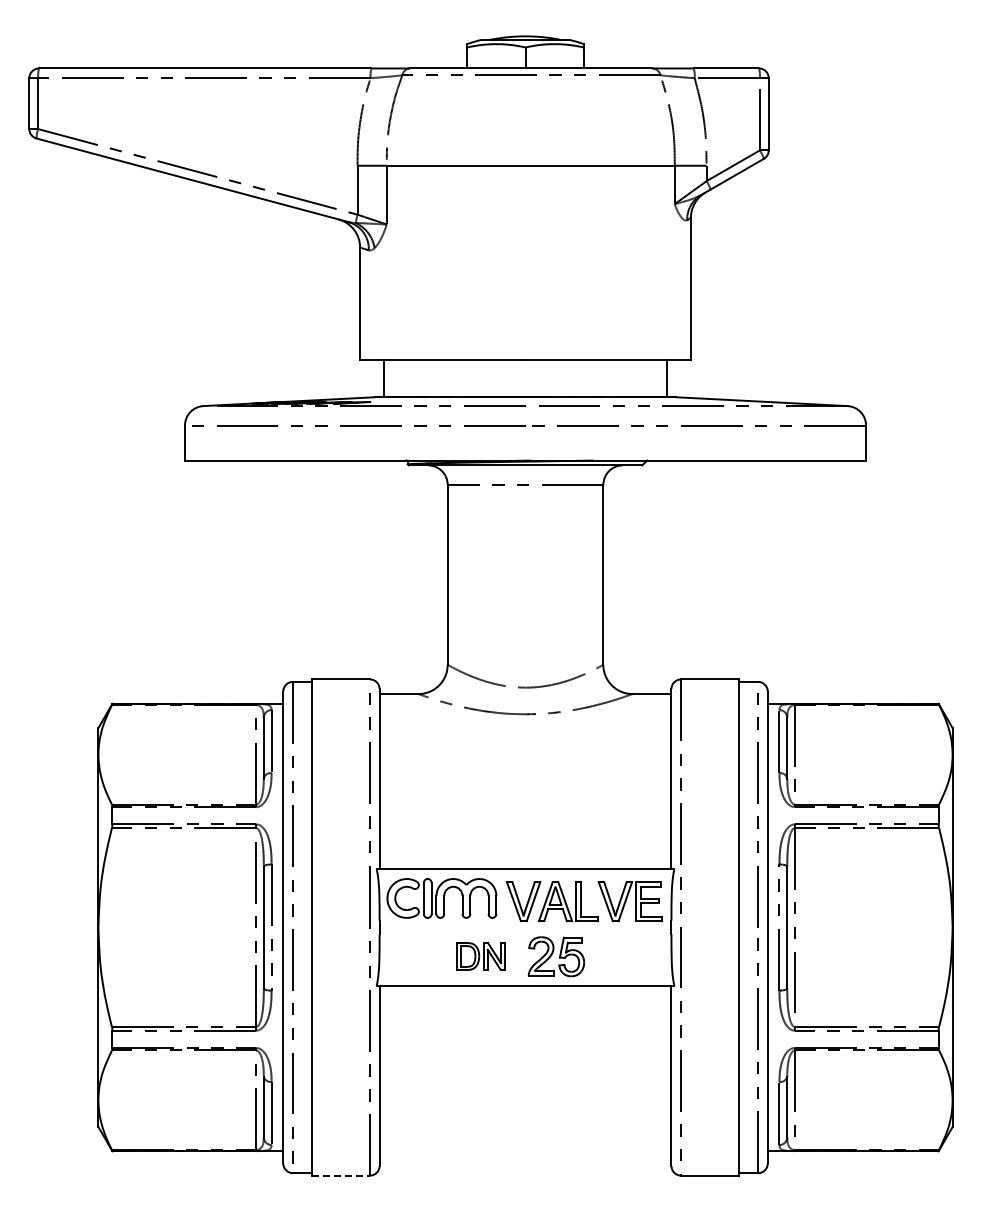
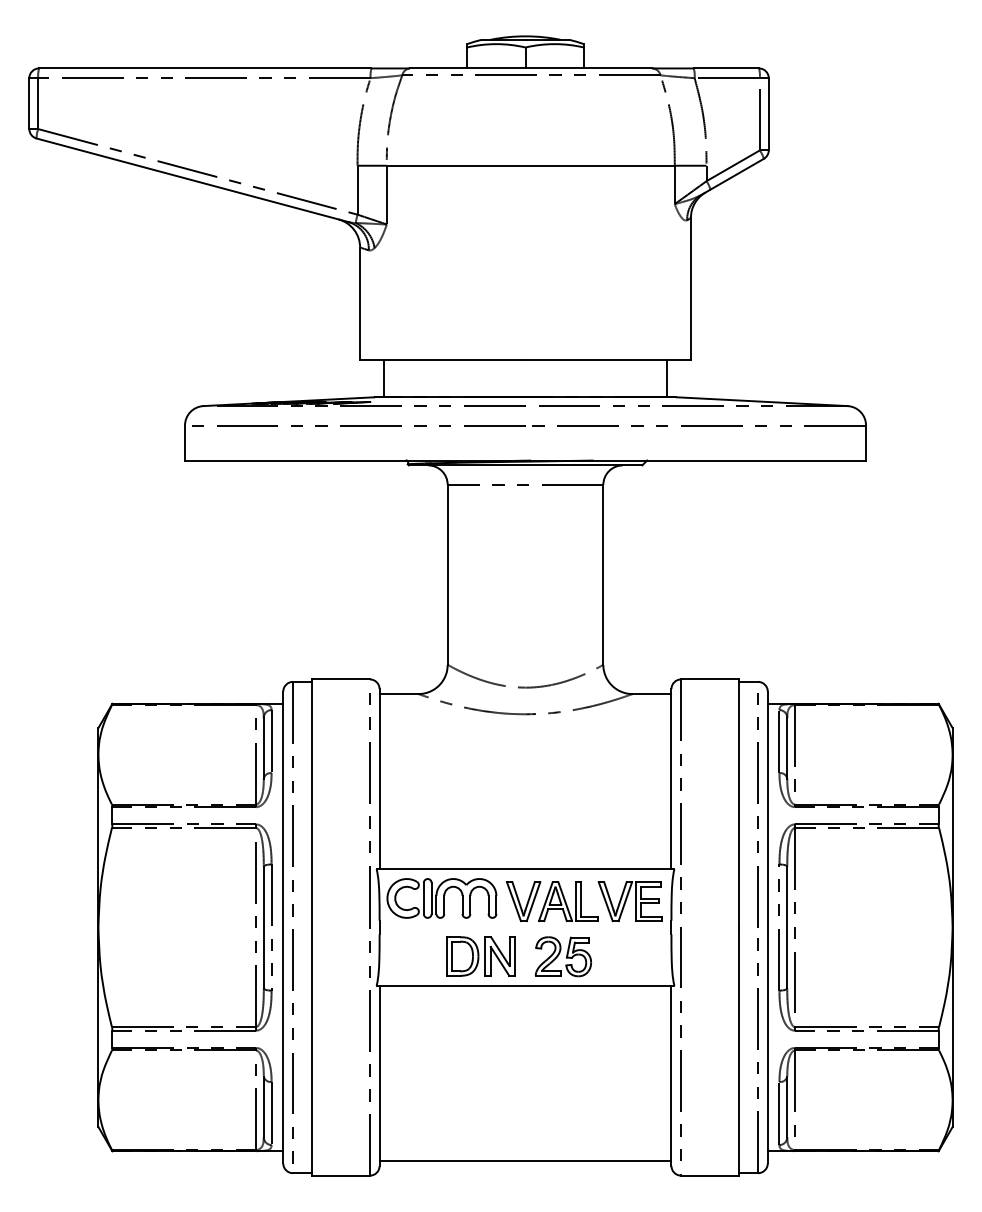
part size: 50x30 px -> 70x41 px (480, 956)
part position: (555, 956) -> (562, 956) (562, 956)
line: none -> present (525, 1161)
line: dashed -> solid (341, 1175)
